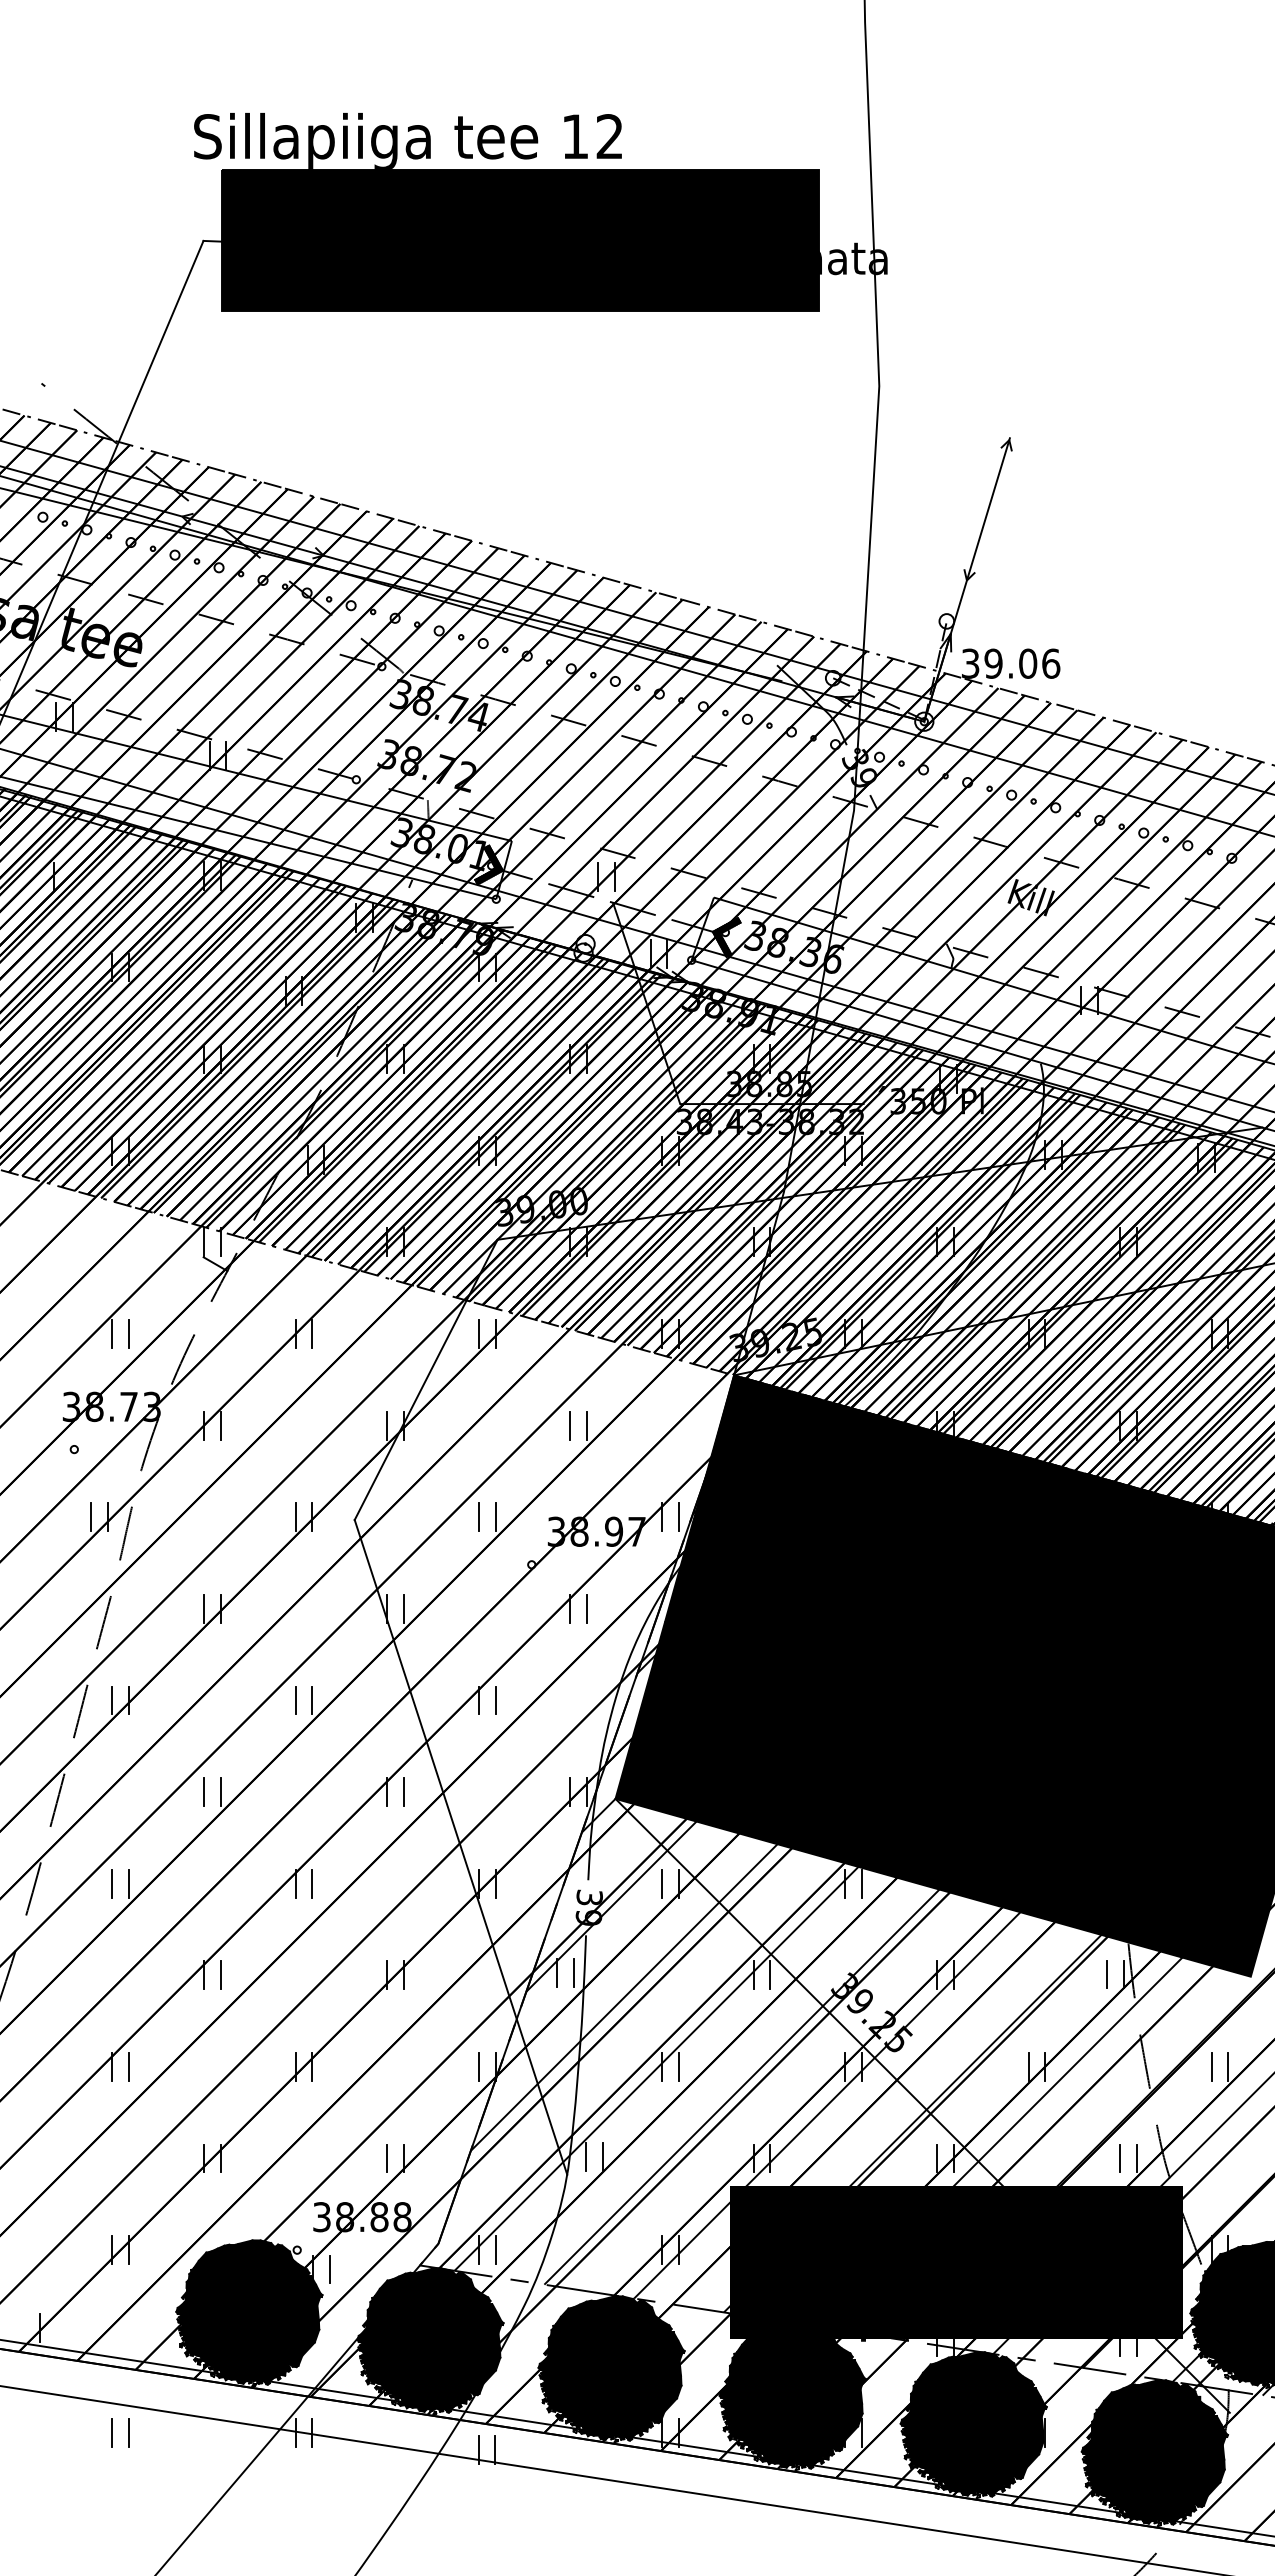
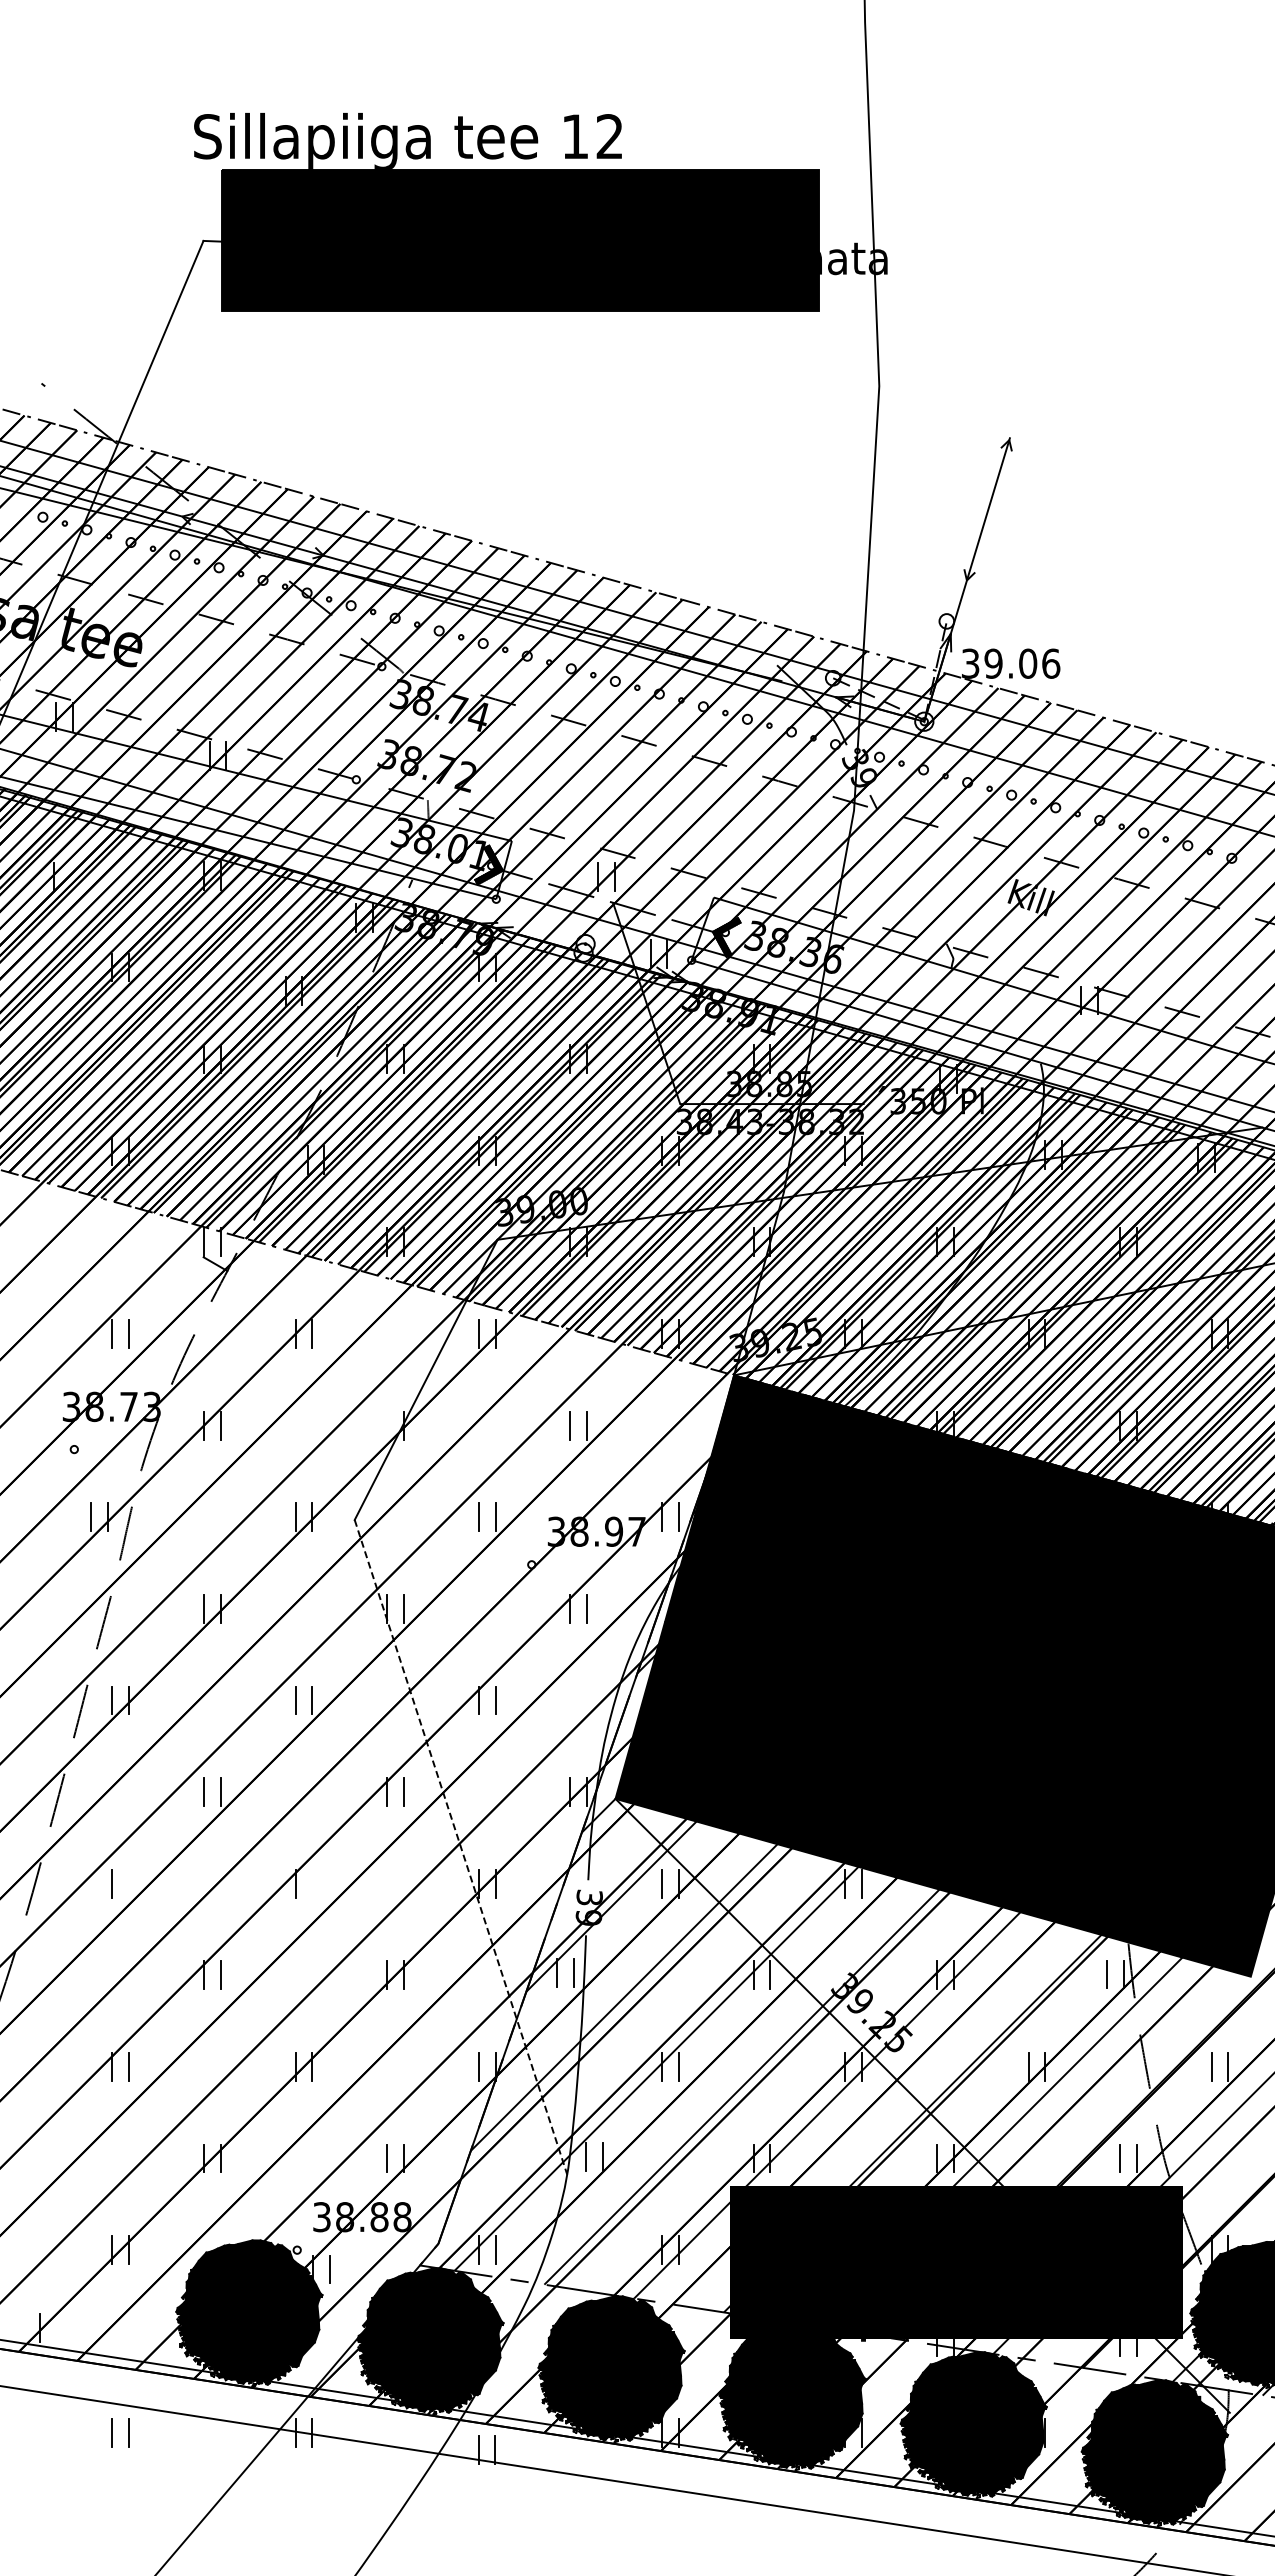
line: present -> none (387, 1425)
line: solid -> dashed (461, 1847)
line: present -> none (129, 1883)
line: present -> none (312, 1883)
